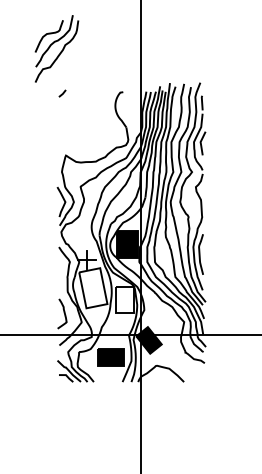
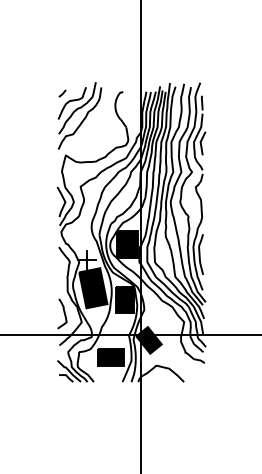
part position: (56, 48) -> (79, 115) (79, 115)
fill: none -> present (93, 288)
fill: none -> present (125, 299)
